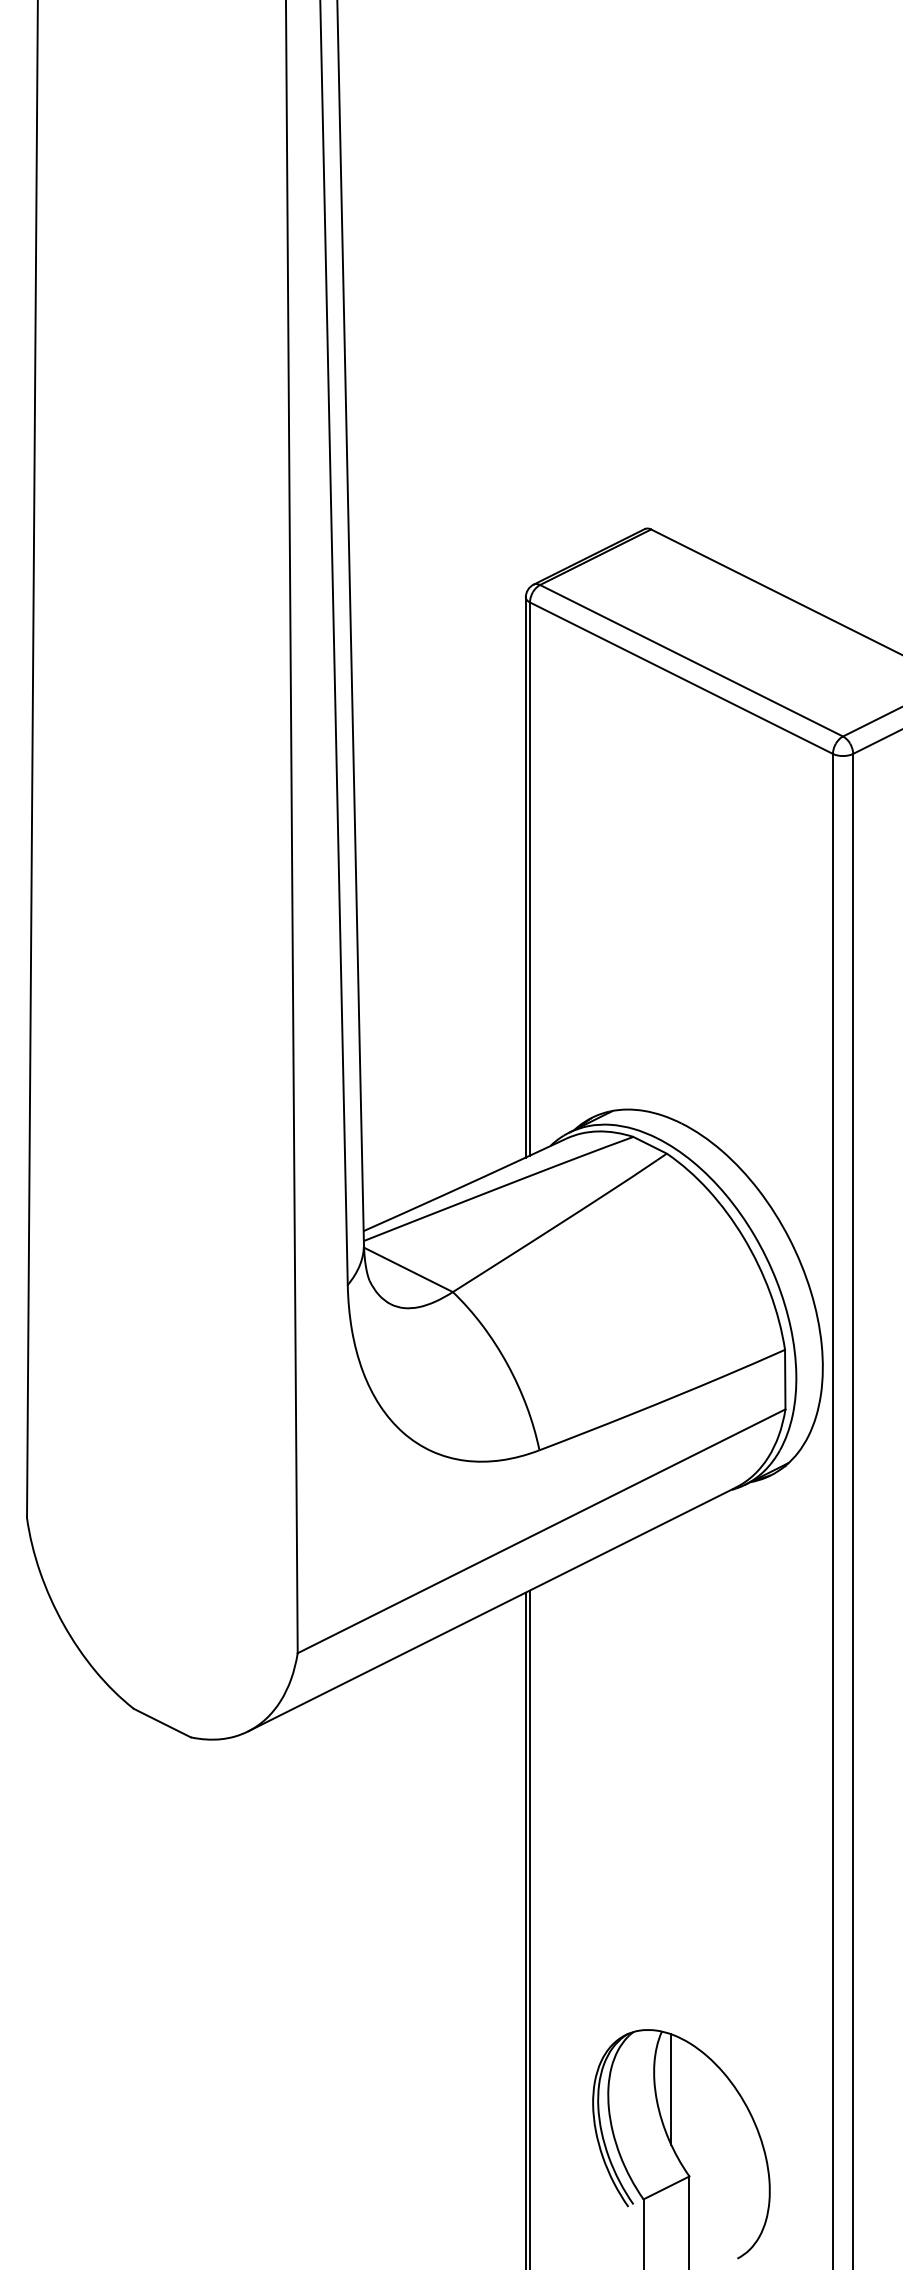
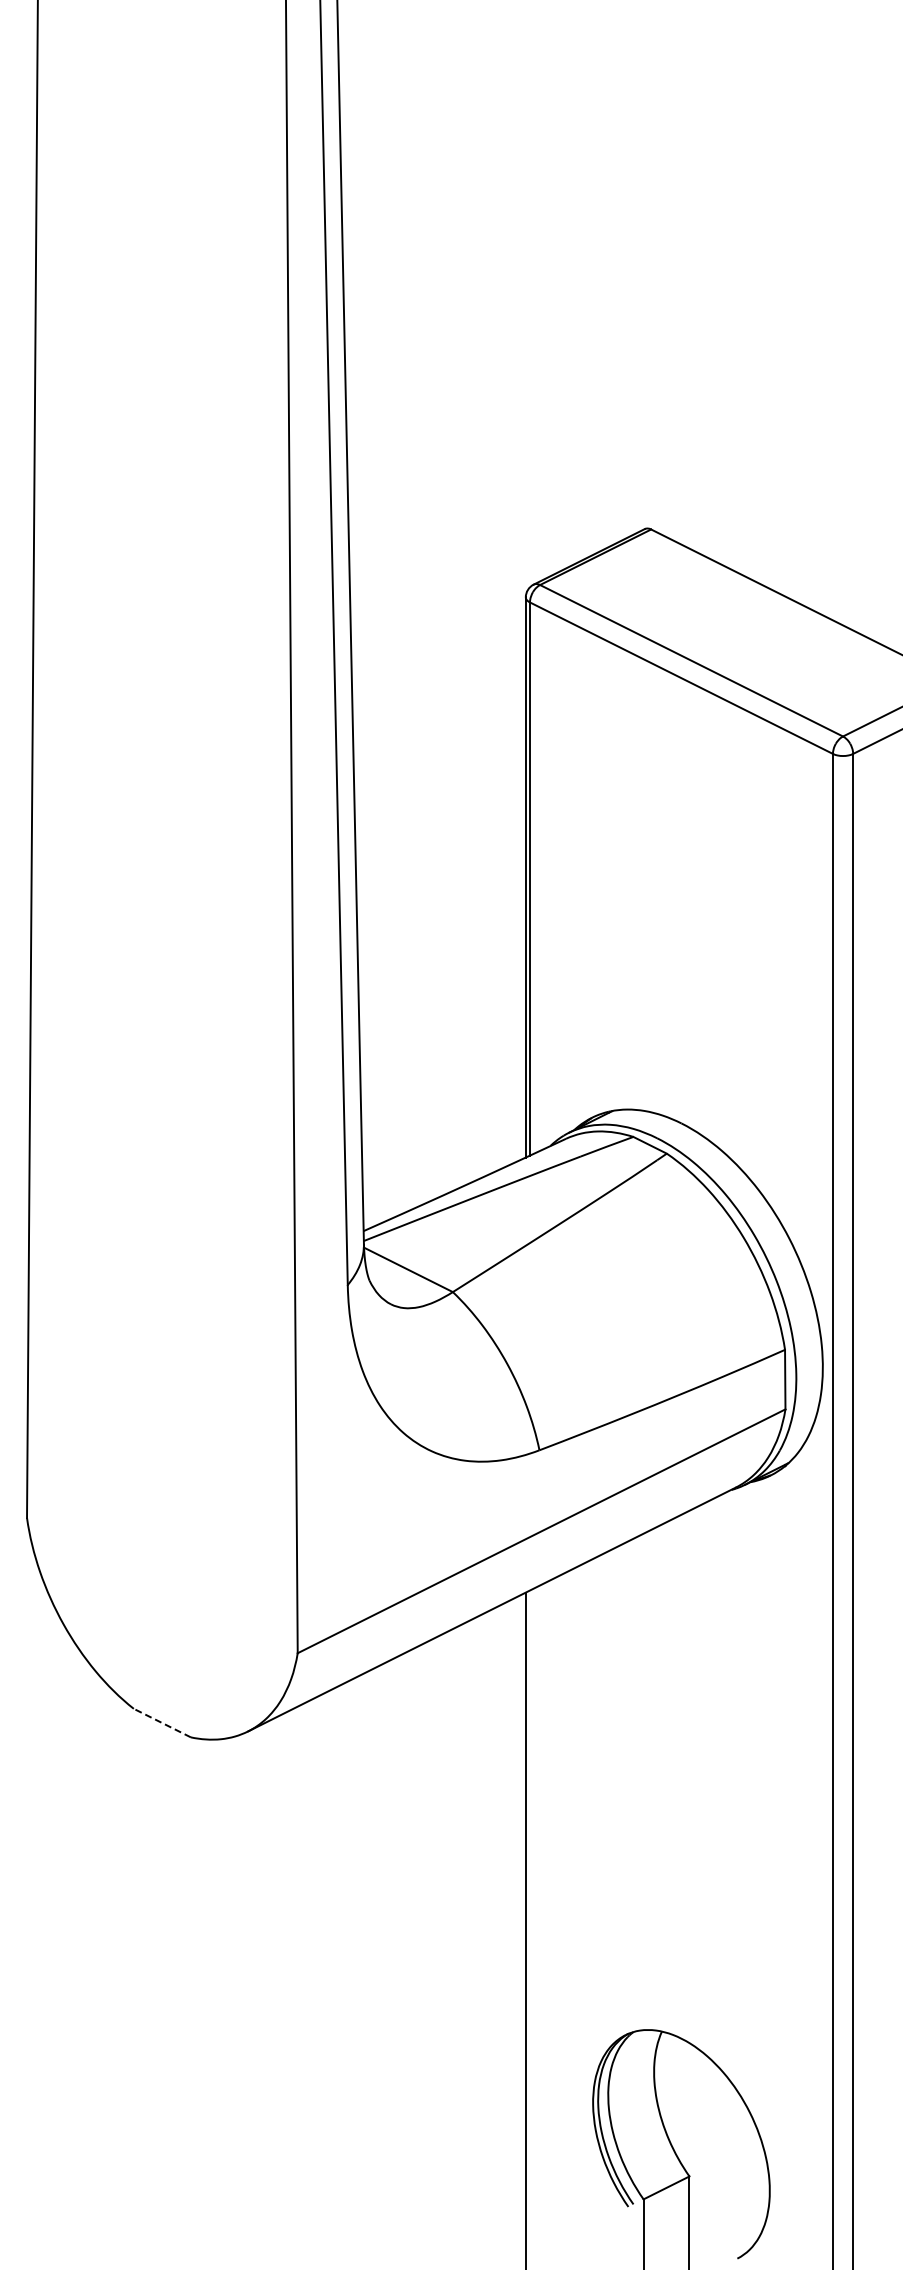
line: solid -> dashed (162, 1723)
line: present -> none (530, 1928)
line: present -> none (671, 2089)
